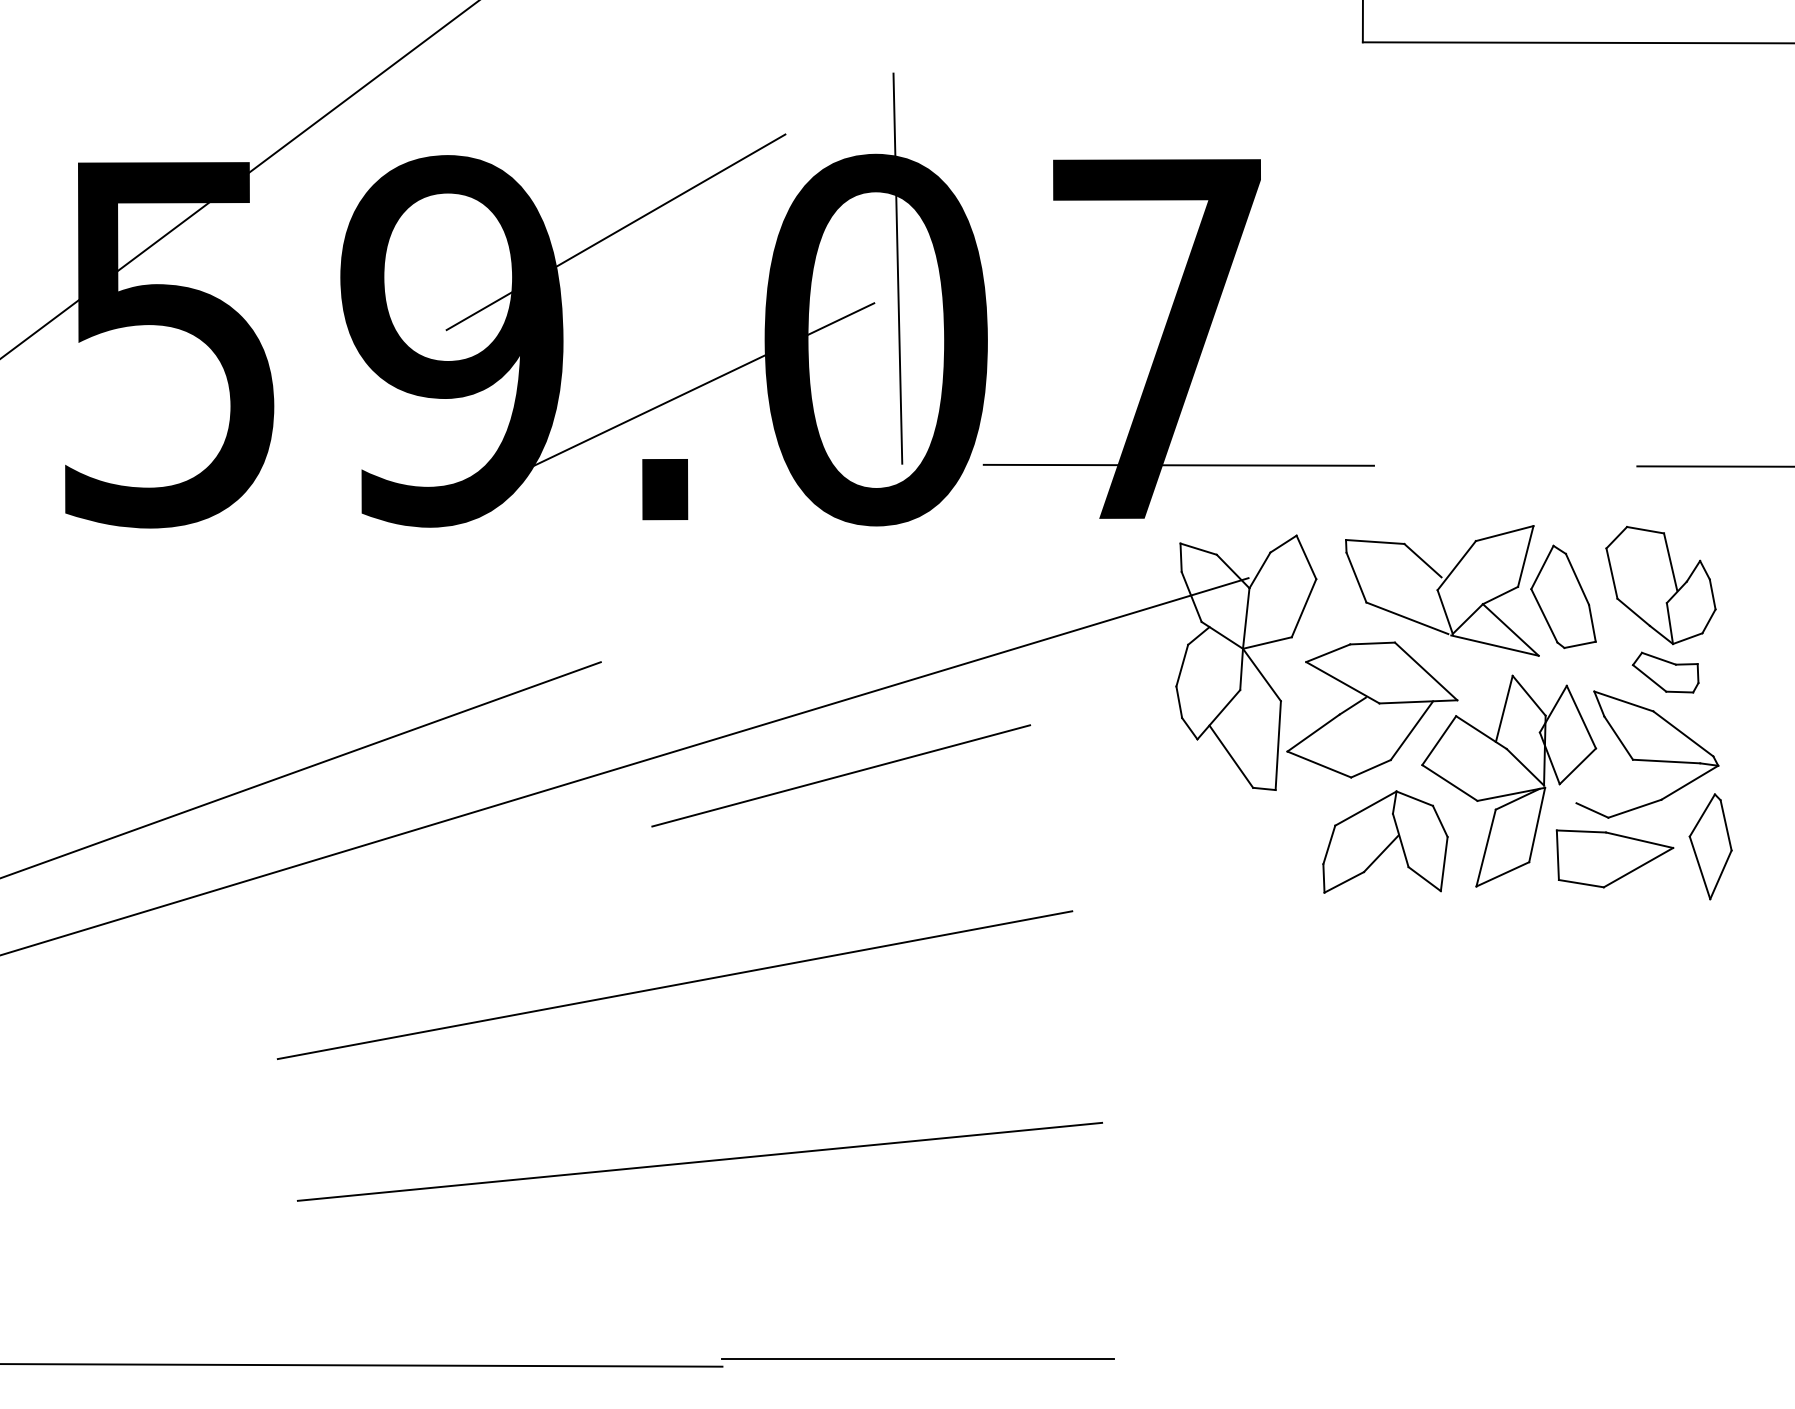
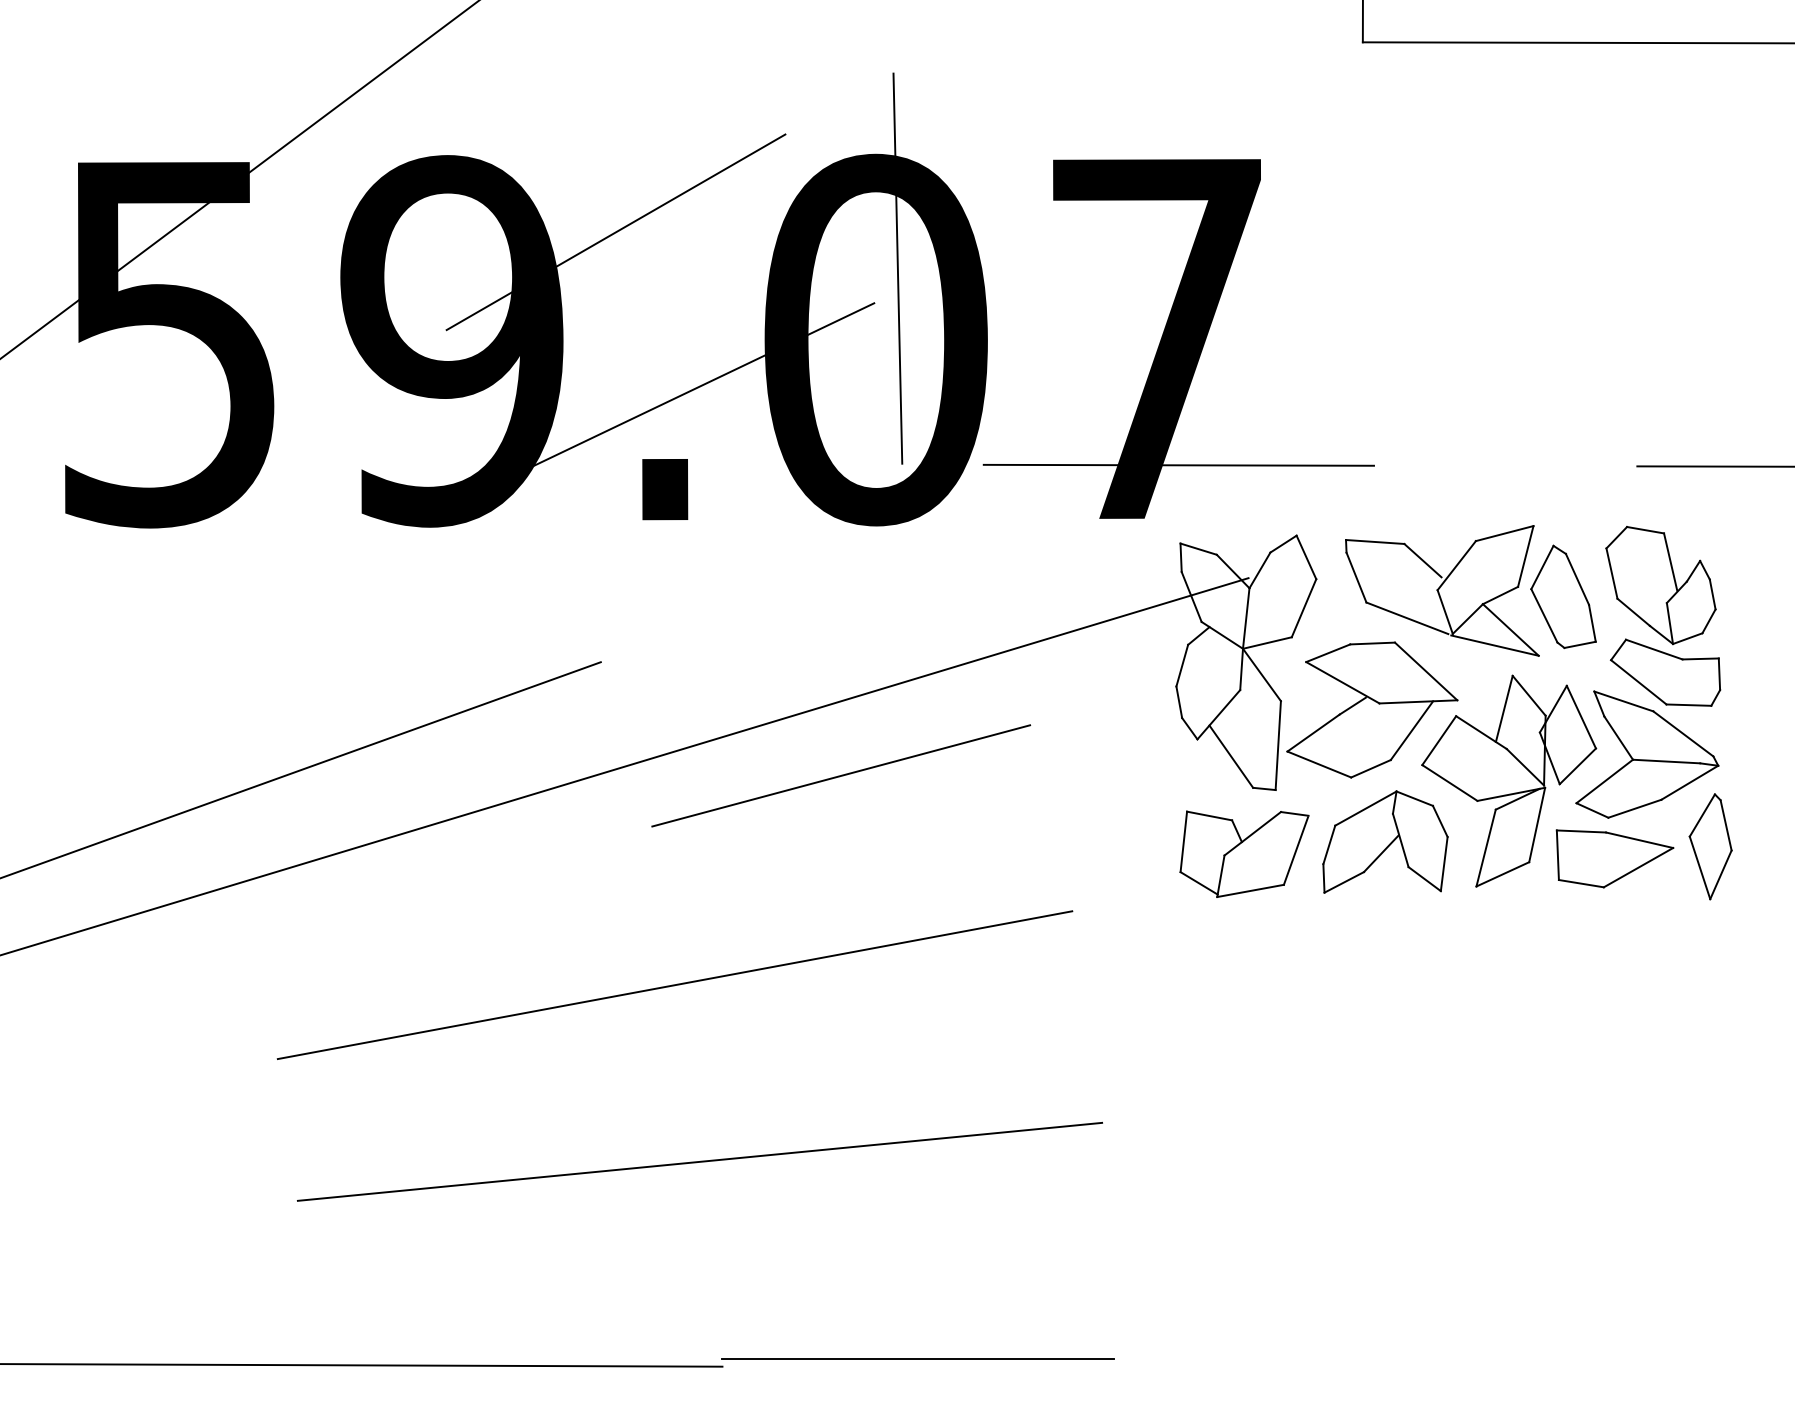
part size: 69x43 px -> 112x69 px (1665, 672)
line: none -> present (1604, 781)
part: none -> present (1244, 853)
